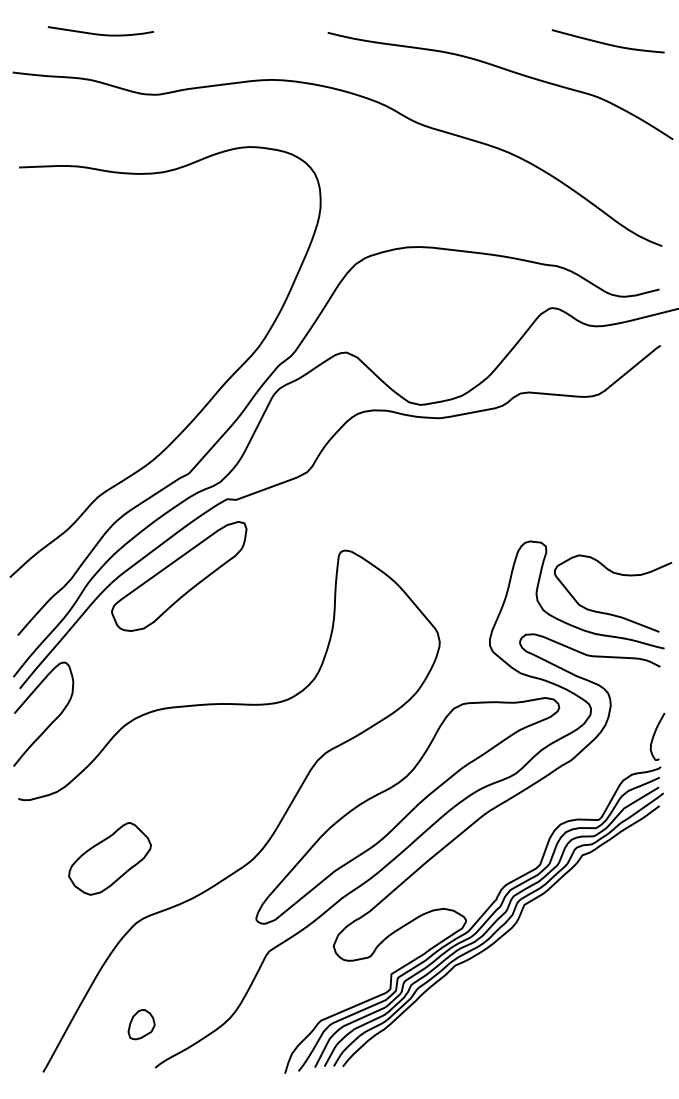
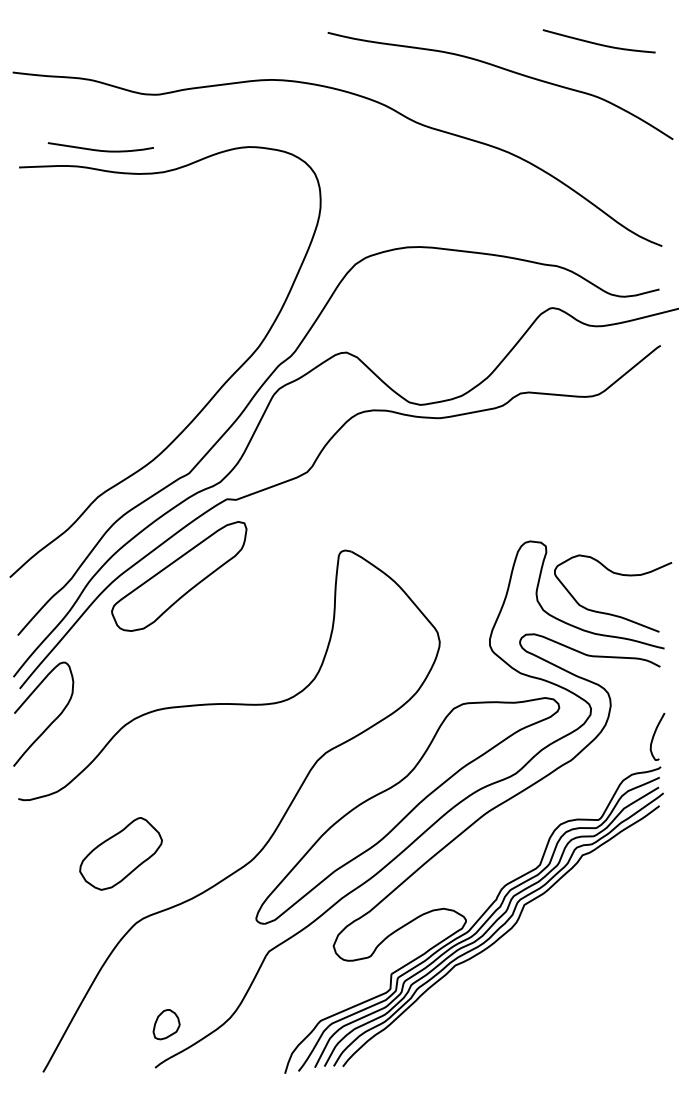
curve position: (100, 33) -> (100, 149) (100, 149)
curve position: (607, 43) -> (598, 43) (598, 43)
part position: (109, 858) -> (120, 853) (120, 853)
part position: (141, 1024) -> (166, 1024) (166, 1024)
